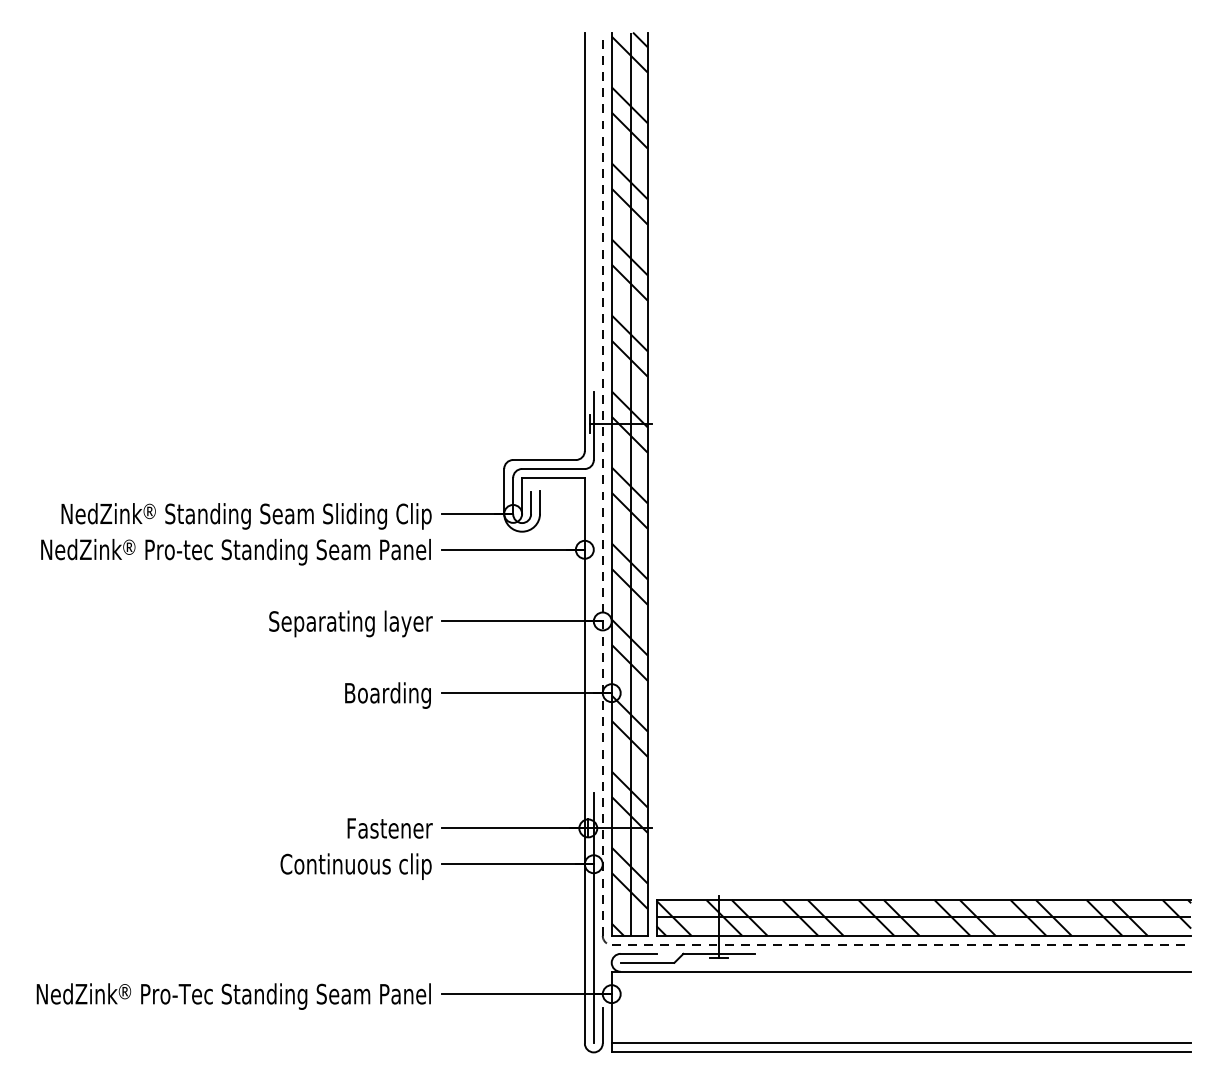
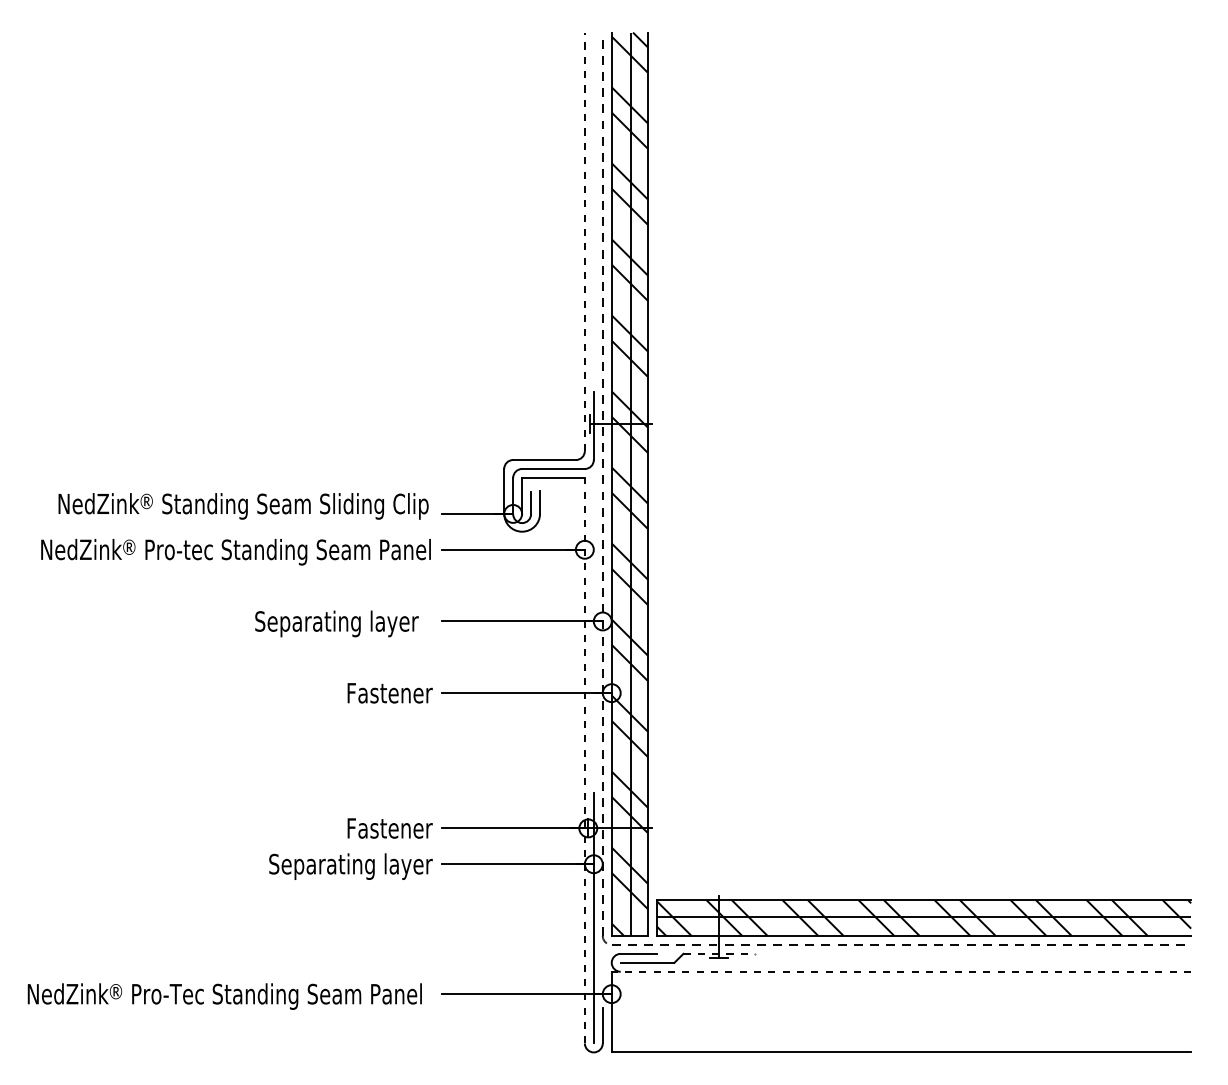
line: solid -> dashed (584, 241)
text position: (246, 516) -> (243, 506) (243, 506)
text position: (350, 623) -> (336, 623) (336, 623)
text: Boarding -> Fastener (388, 695)
line: solid -> dashed (584, 760)
text: Continuous clip -> Separating layer (350, 866)
line: solid -> dashed (719, 953)
line: solid -> dashed (901, 971)
text position: (233, 996) -> (224, 996) (224, 996)
line: present -> none (901, 1043)
